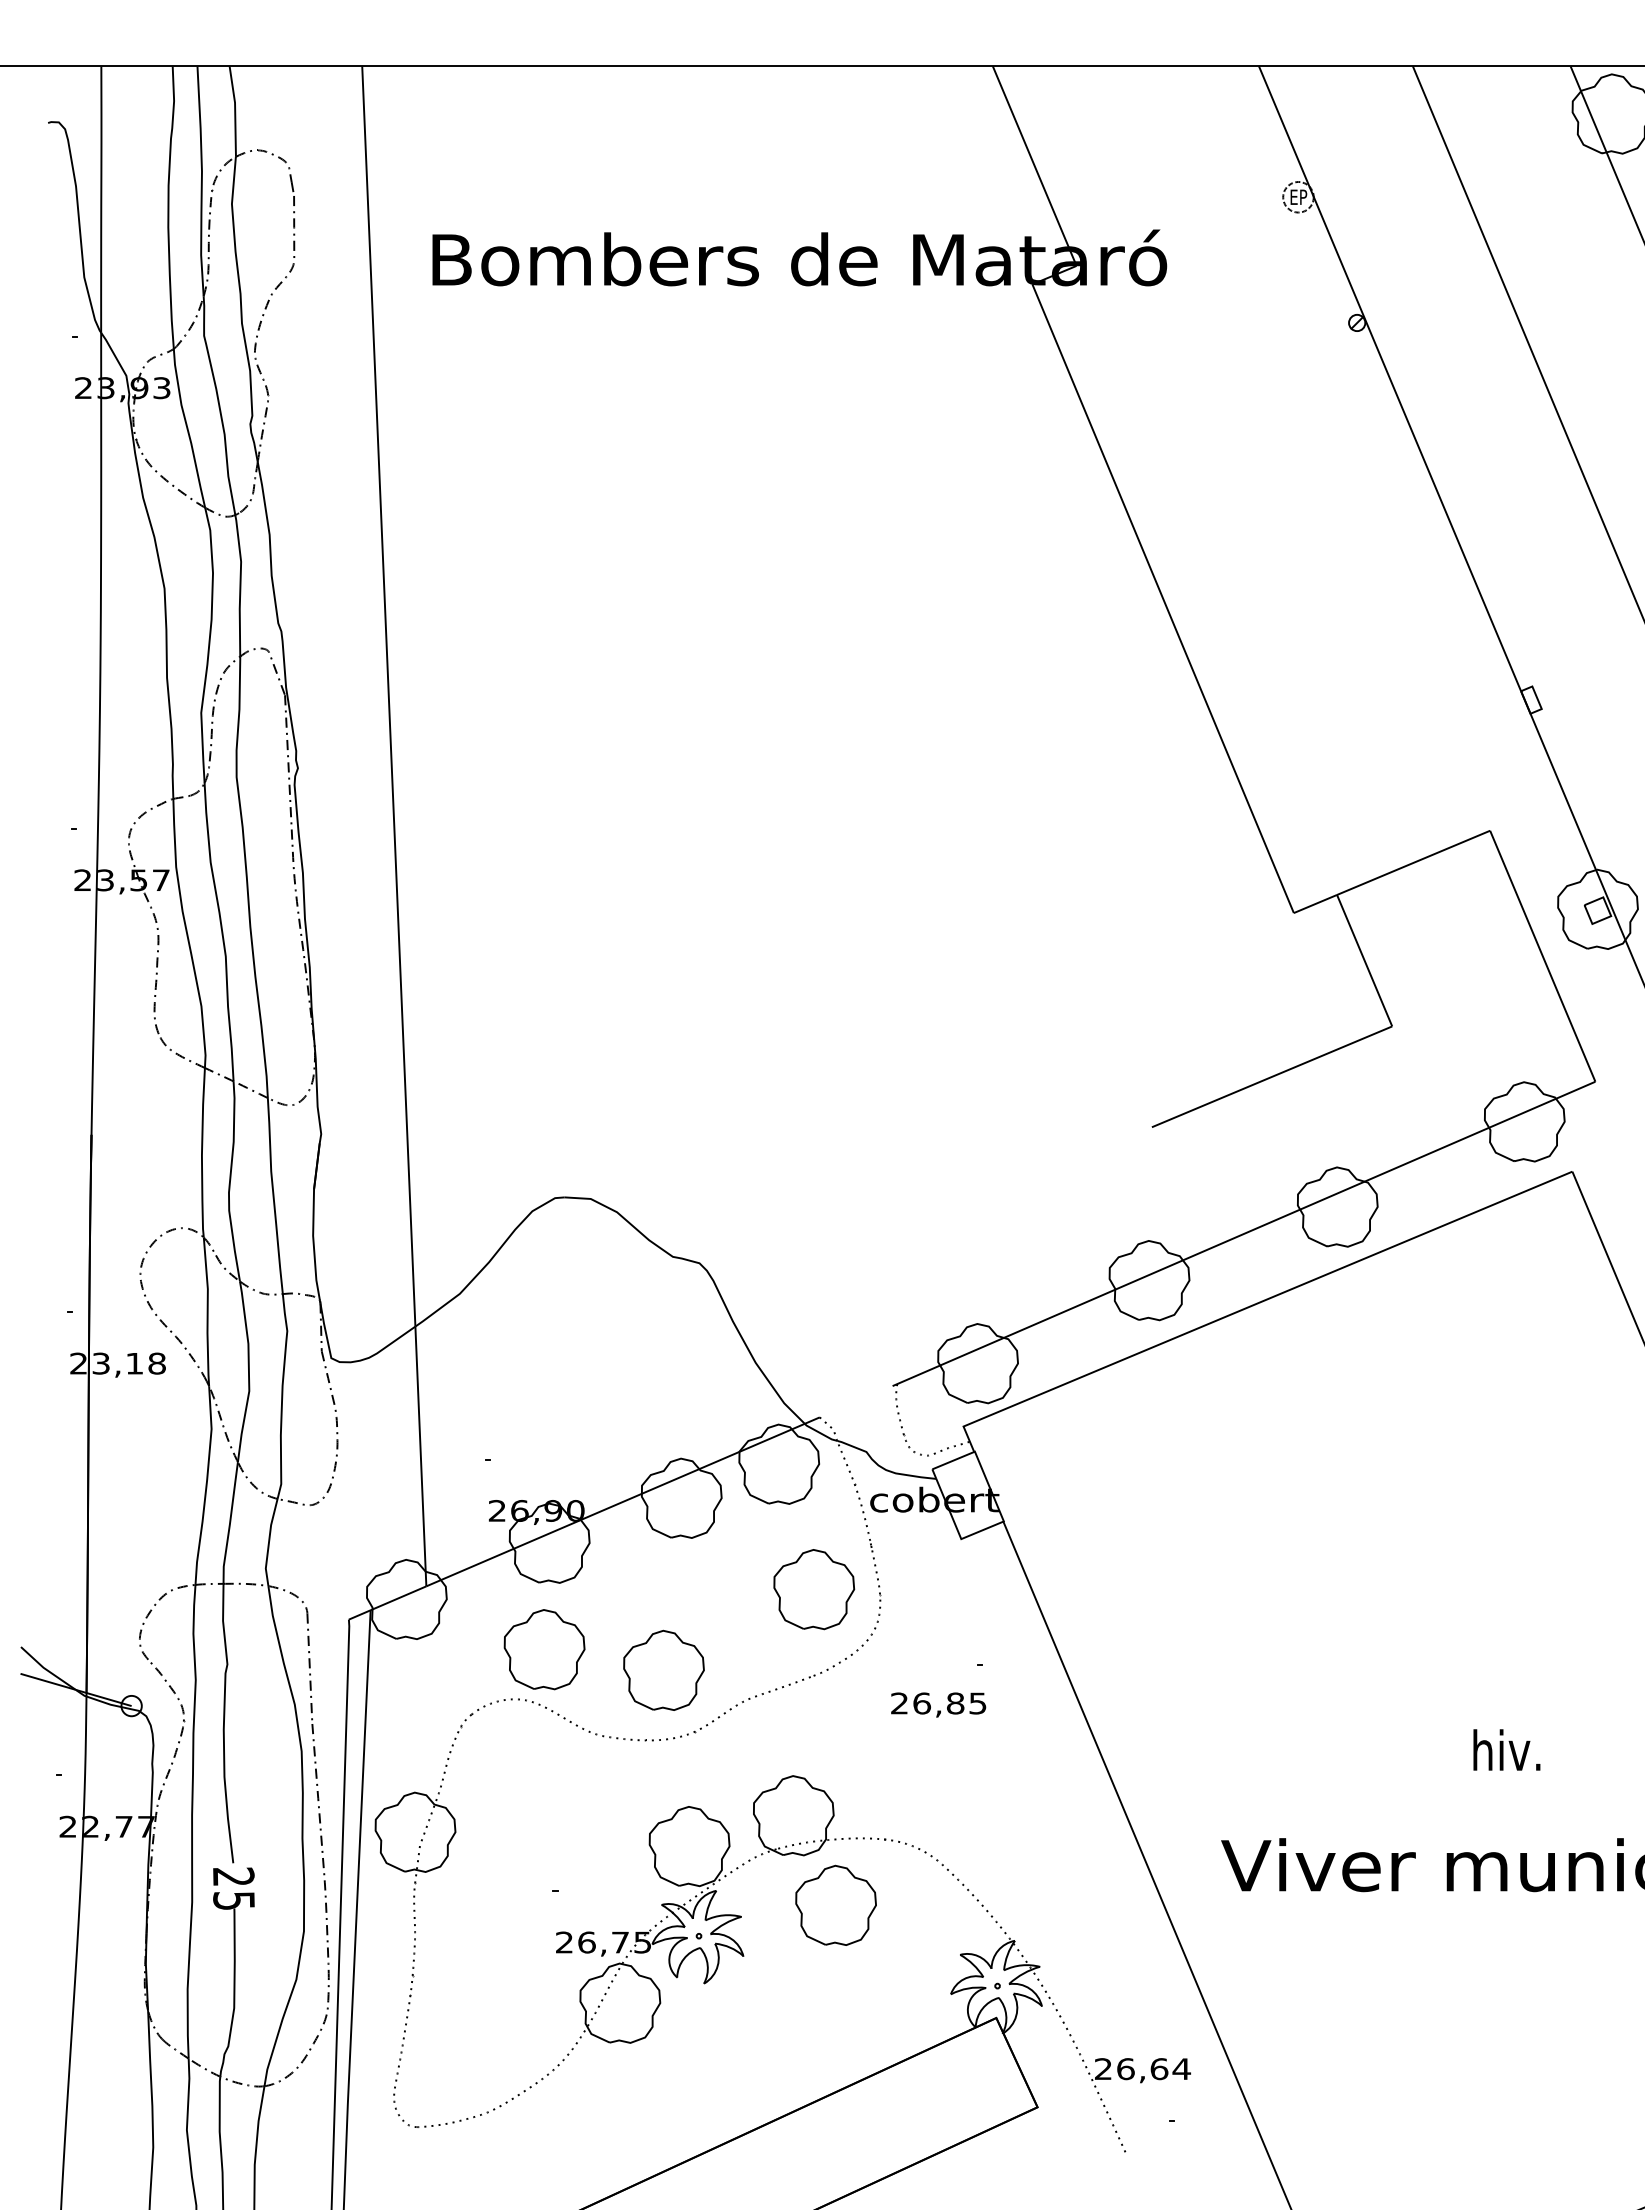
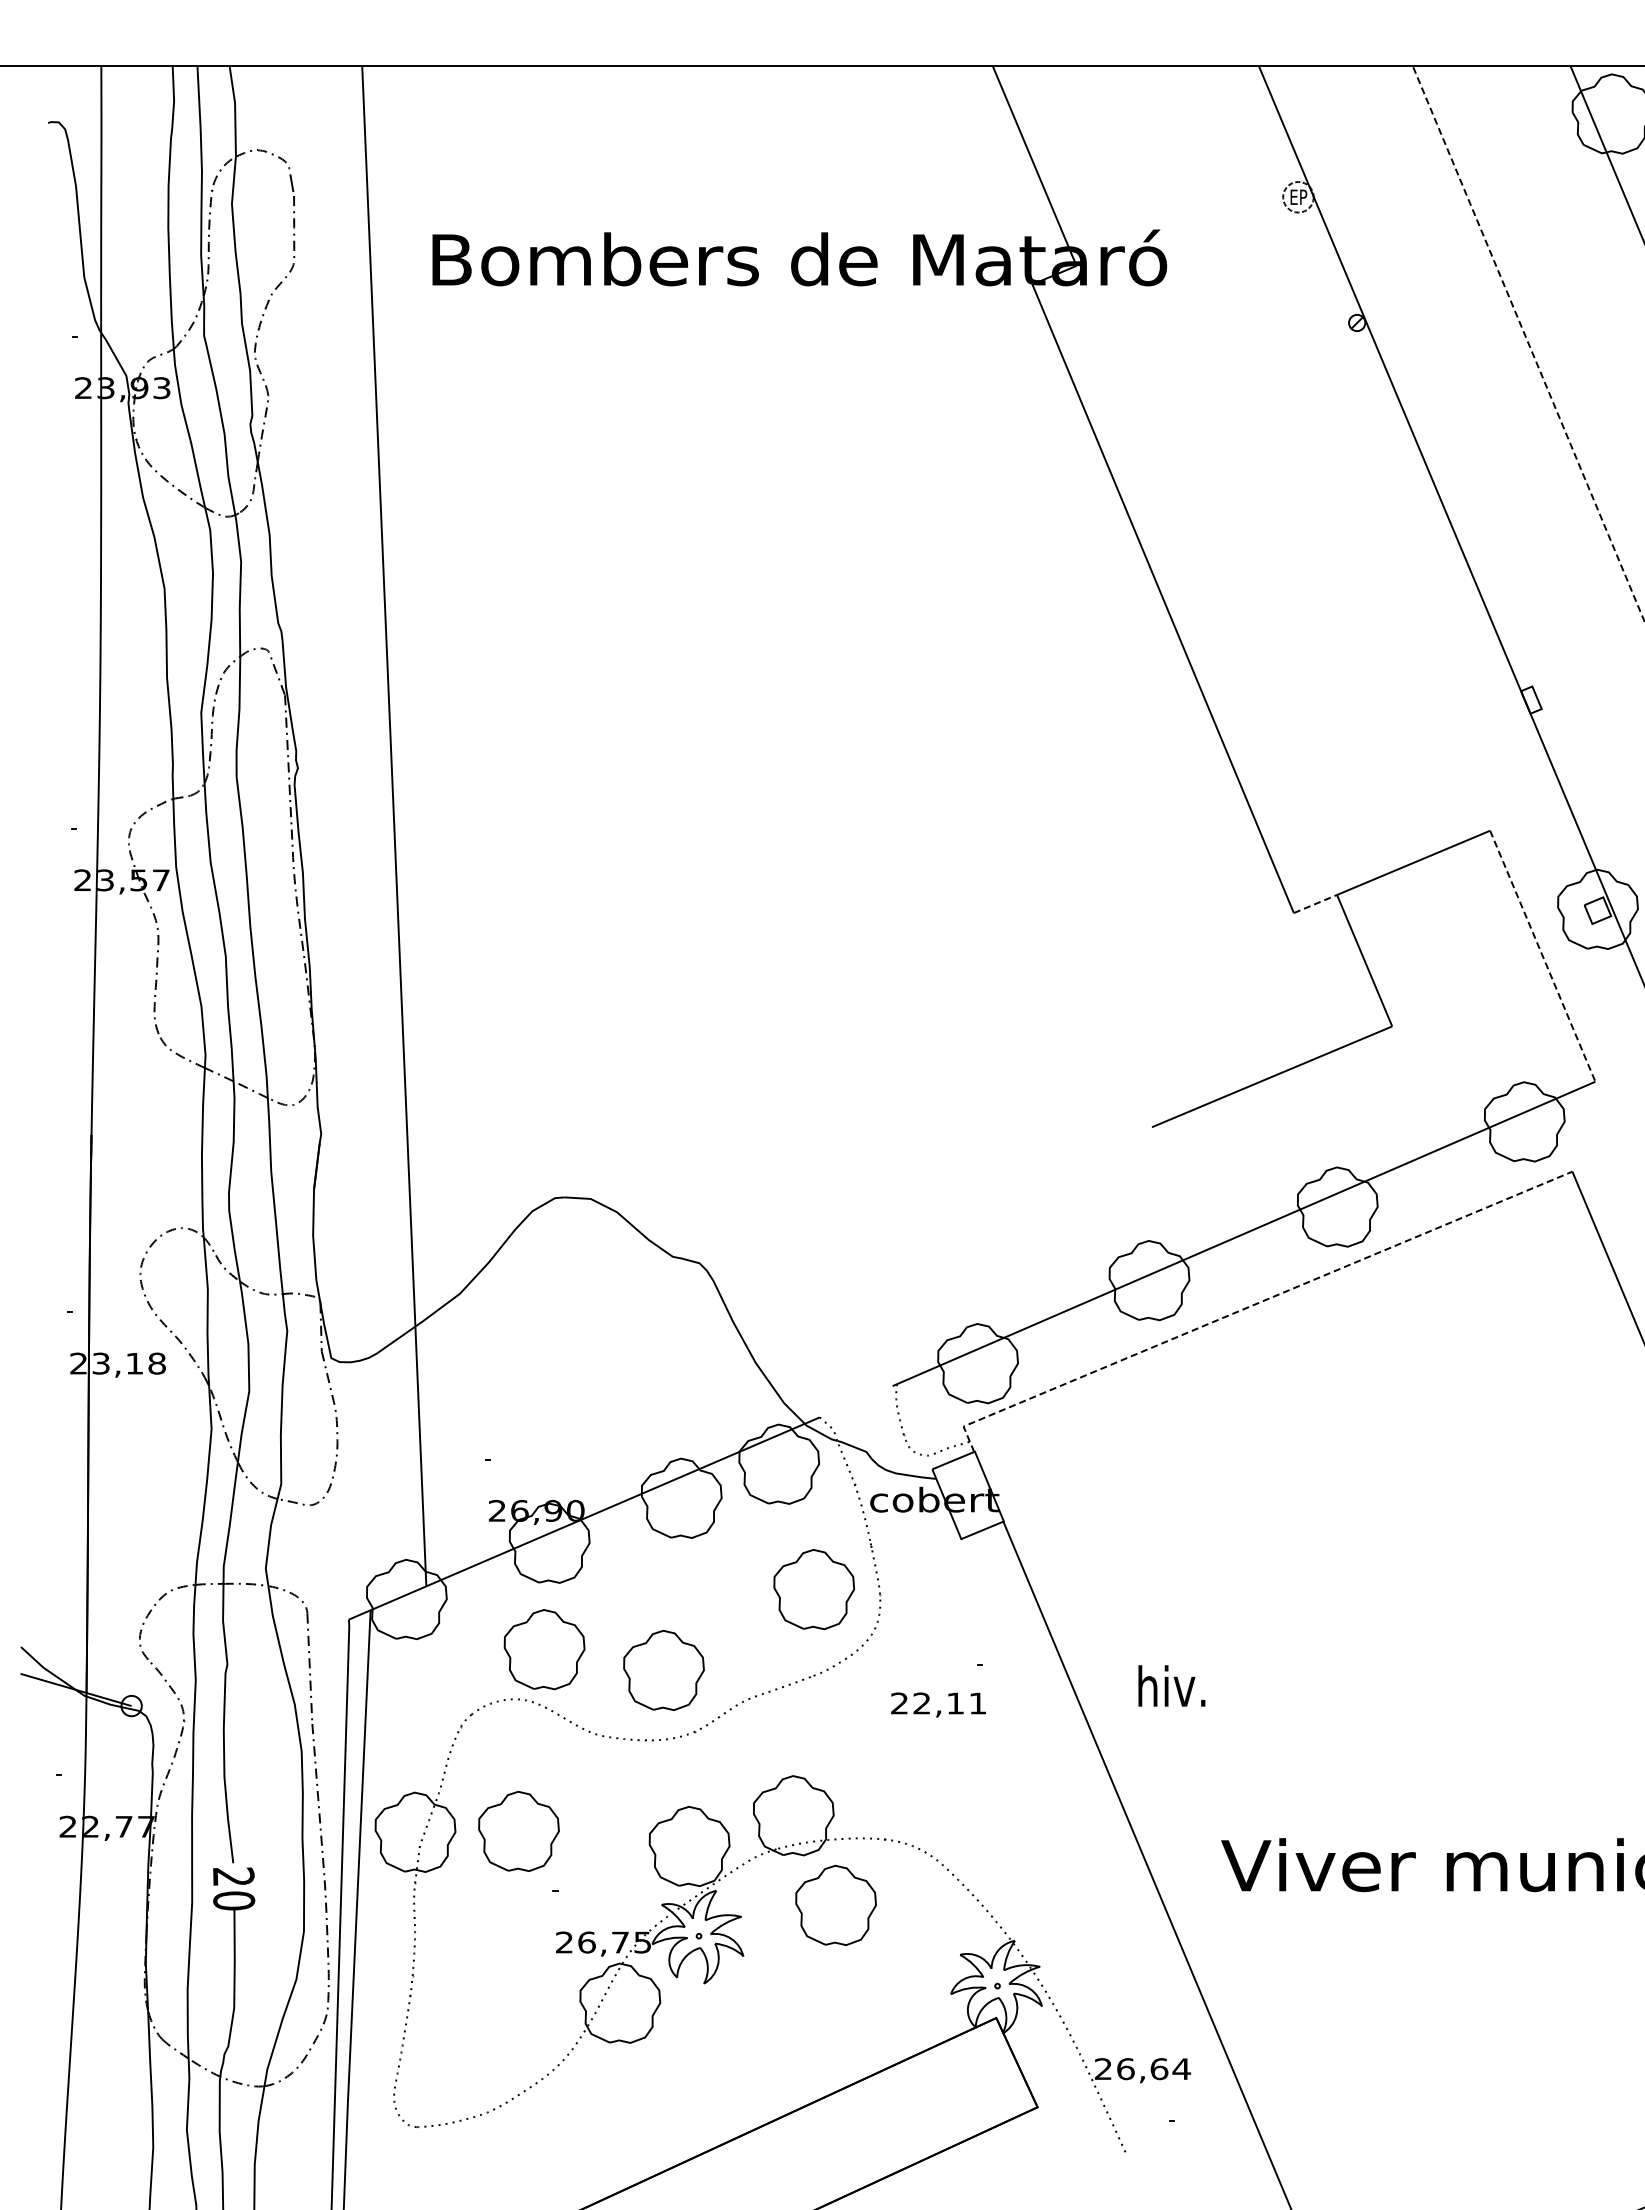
line: solid -> dashed (1528, 343)
line: solid -> dashed (1315, 903)
line: solid -> dashed (1542, 956)
line: solid -> dashed (1254, 1304)
text: 26,85 -> 22,11 (949, 1703)
text position: (1506, 1749) -> (1171, 1685) (1171, 1685)
part: none -> present (518, 1830)
text: 25 -> 20 (234, 1900)
